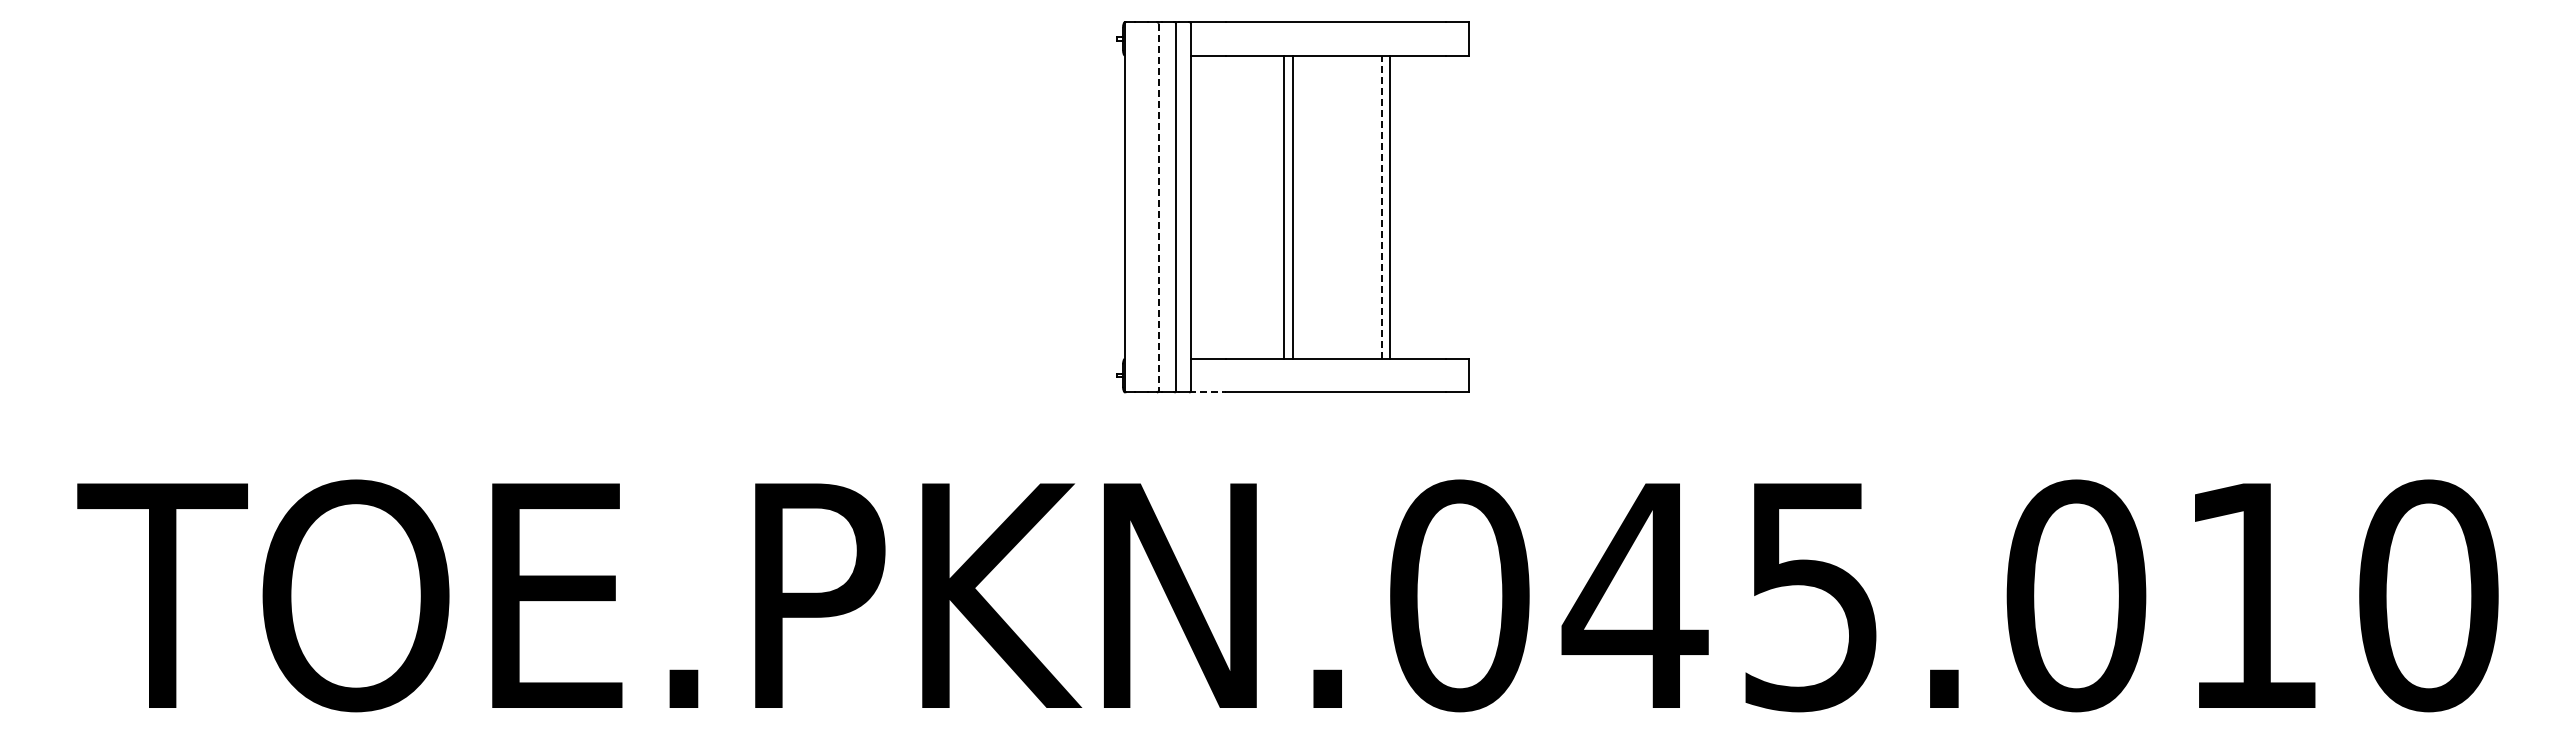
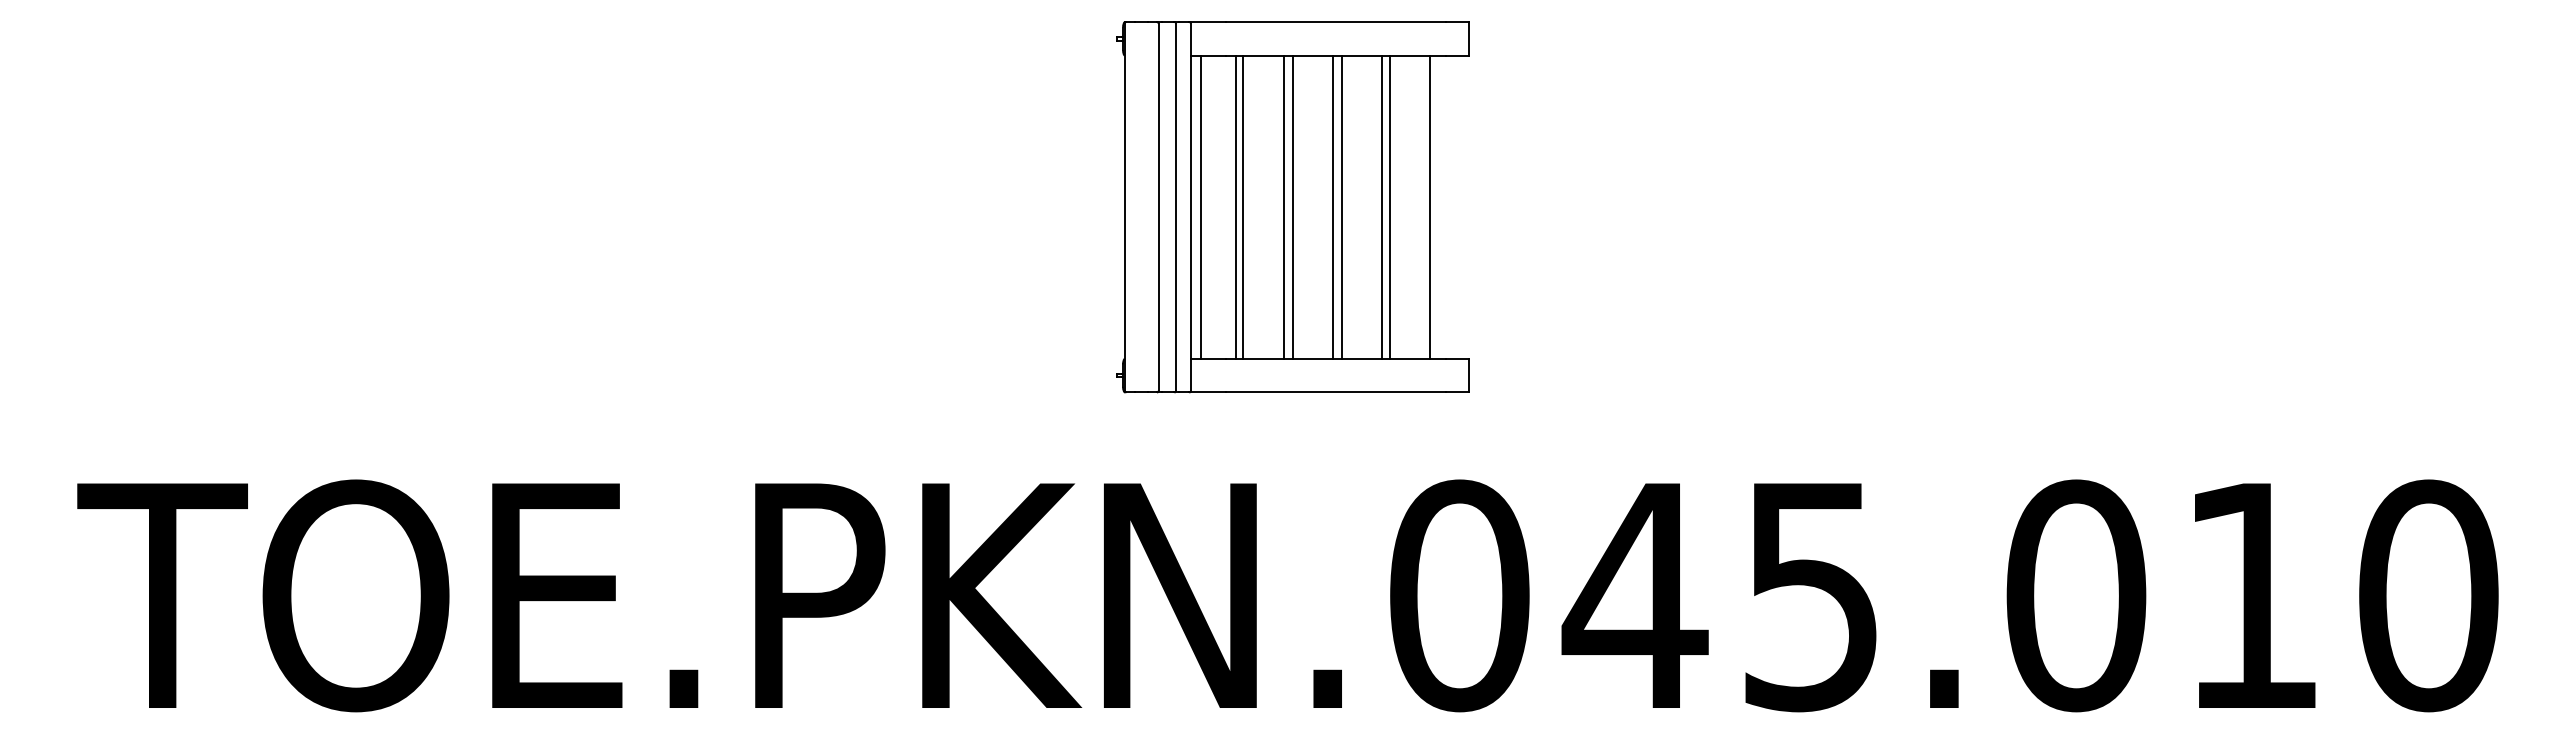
line: none -> present (1201, 206)
line: none -> present (1236, 206)
line: none -> present (1242, 206)
line: none -> present (1332, 206)
line: none -> present (1341, 206)
line: none -> present (1429, 206)
line: dashed -> solid (1158, 207)
line: dashed -> solid (1381, 207)
line: dashed -> solid (1207, 392)
